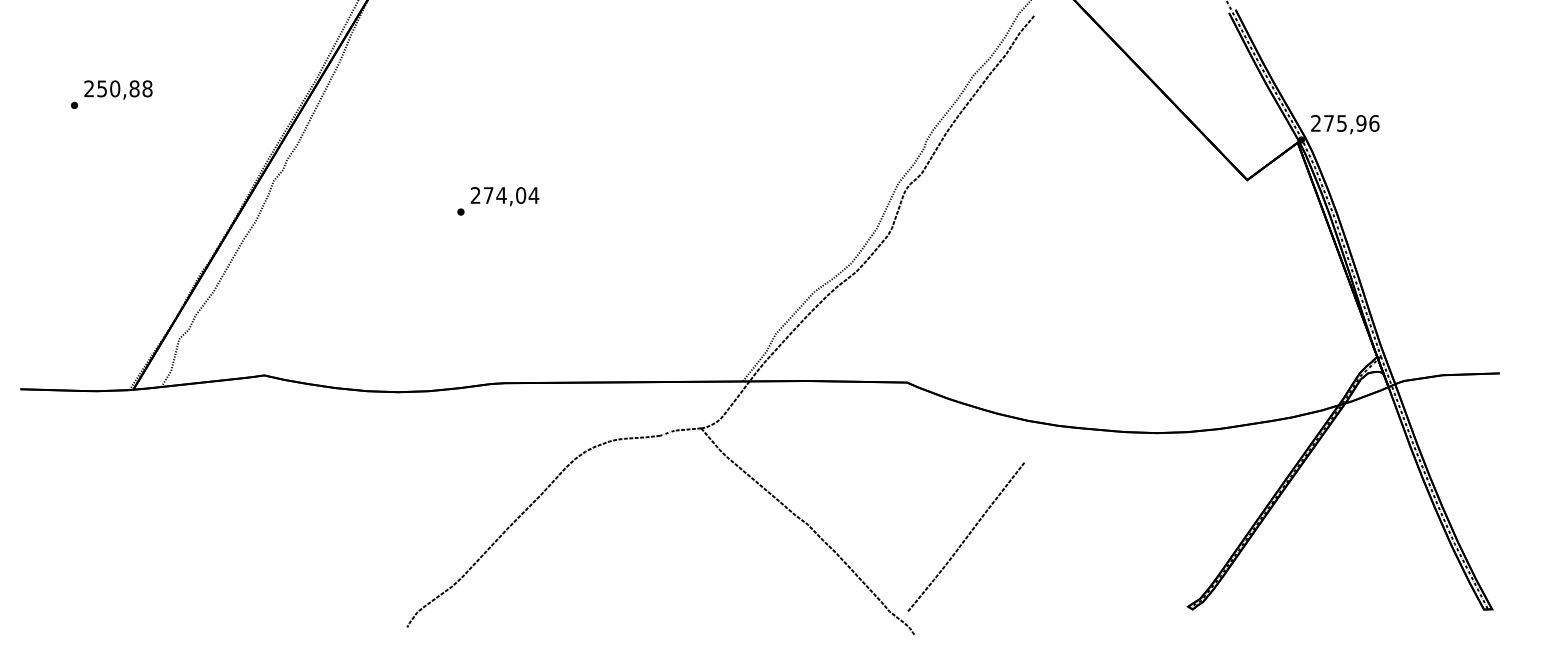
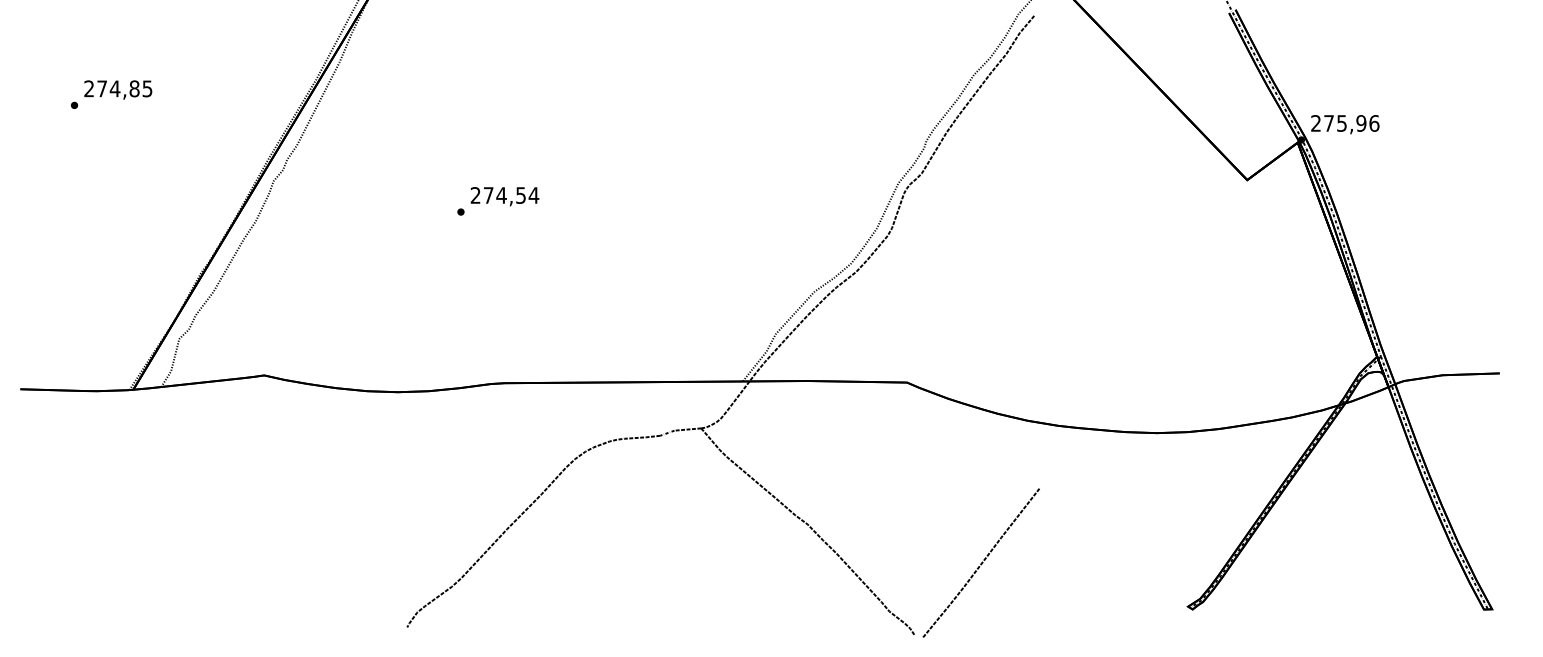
text: 250,88 -> 274,85 (124, 88)
text: 274,04 -> 274,54 (521, 195)
line position: (966, 536) -> (981, 562) (981, 562)
